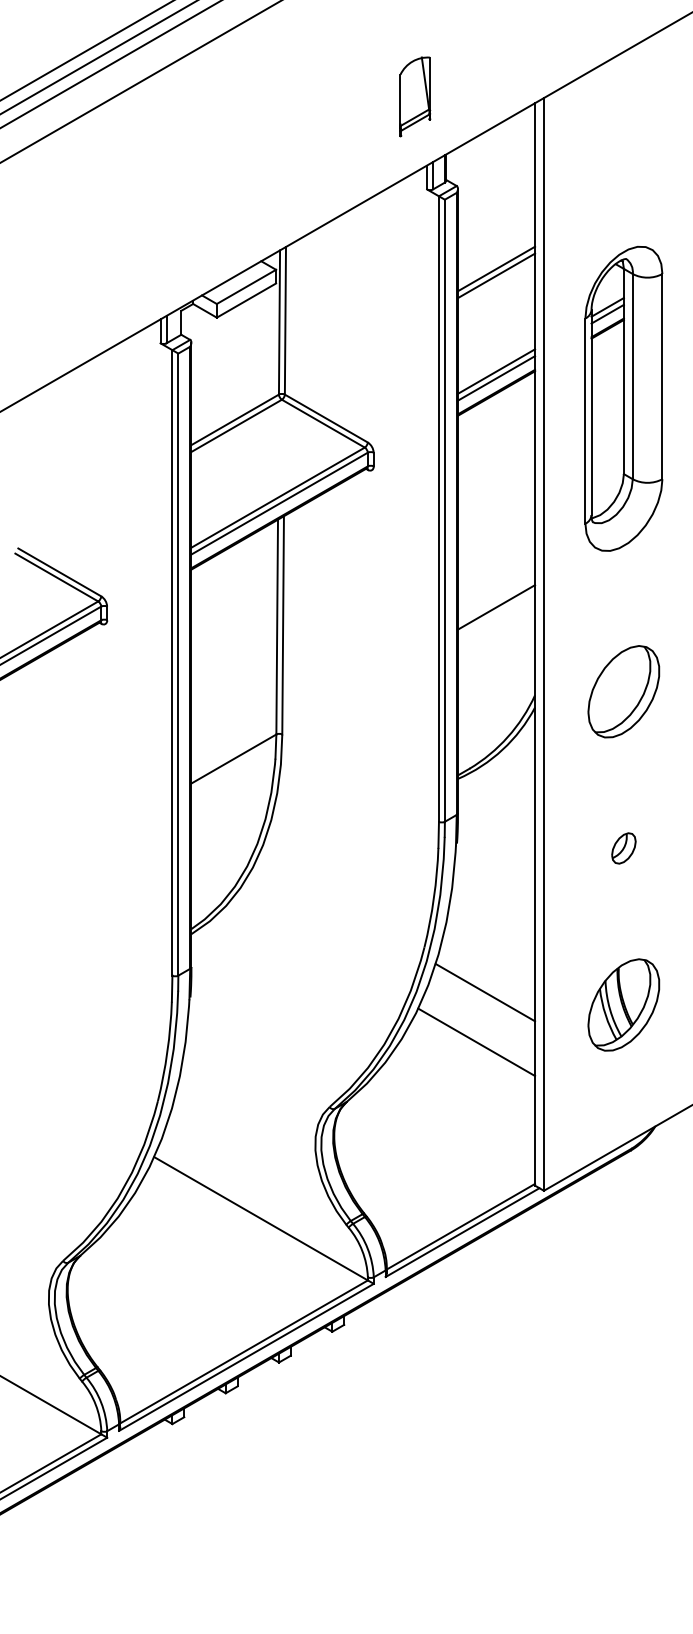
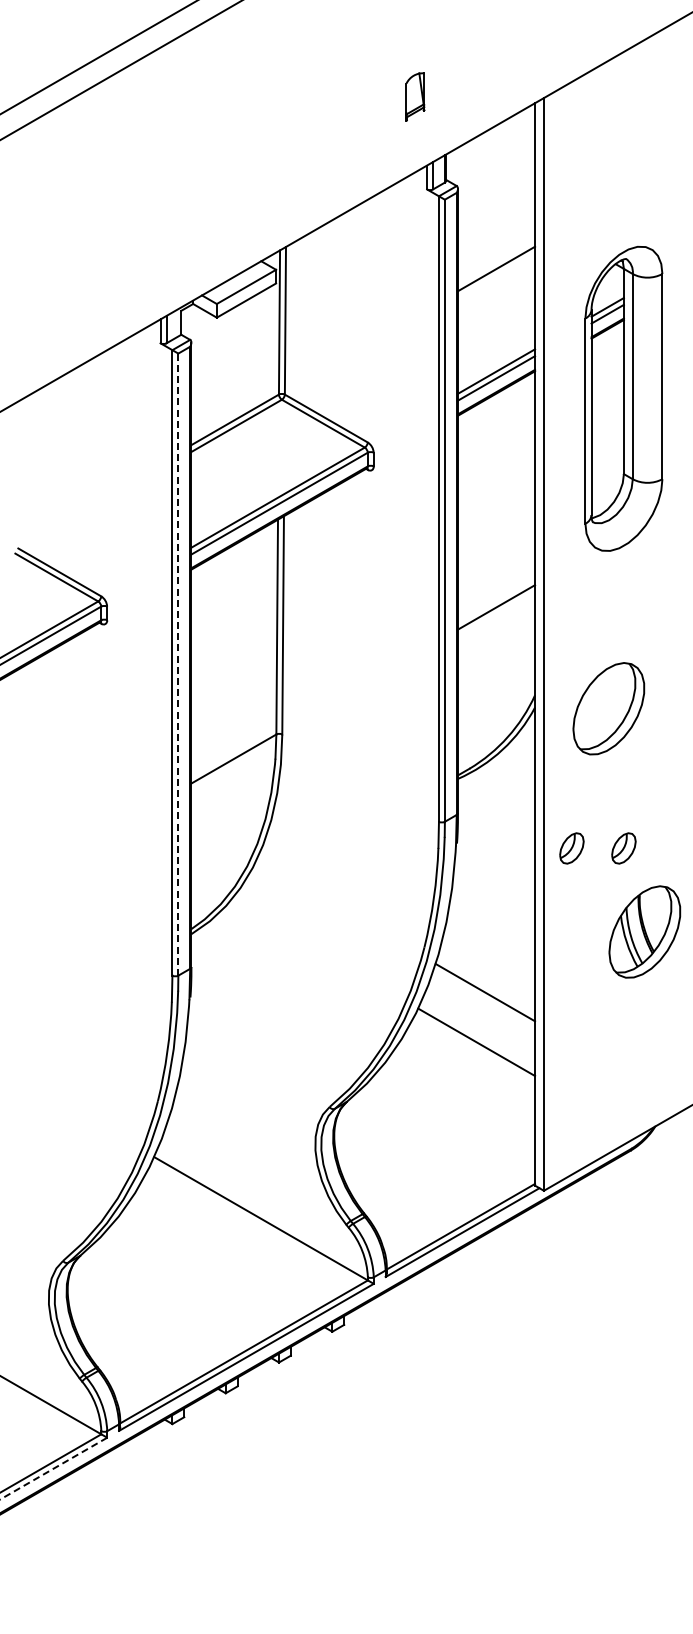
line: present -> none (86, 50)
line: present -> none (110, 64)
line position: (140, 81) -> (120, 70) (120, 70)
part size: 33x82 px -> 21x50 px (415, 96)
line: present -> none (496, 275)
line: solid -> dashed (178, 665)
part position: (623, 691) -> (608, 708) (608, 708)
part: none -> present (571, 848)
part position: (623, 1004) -> (644, 931) (644, 931)
line: solid -> dashed (53, 1468)
